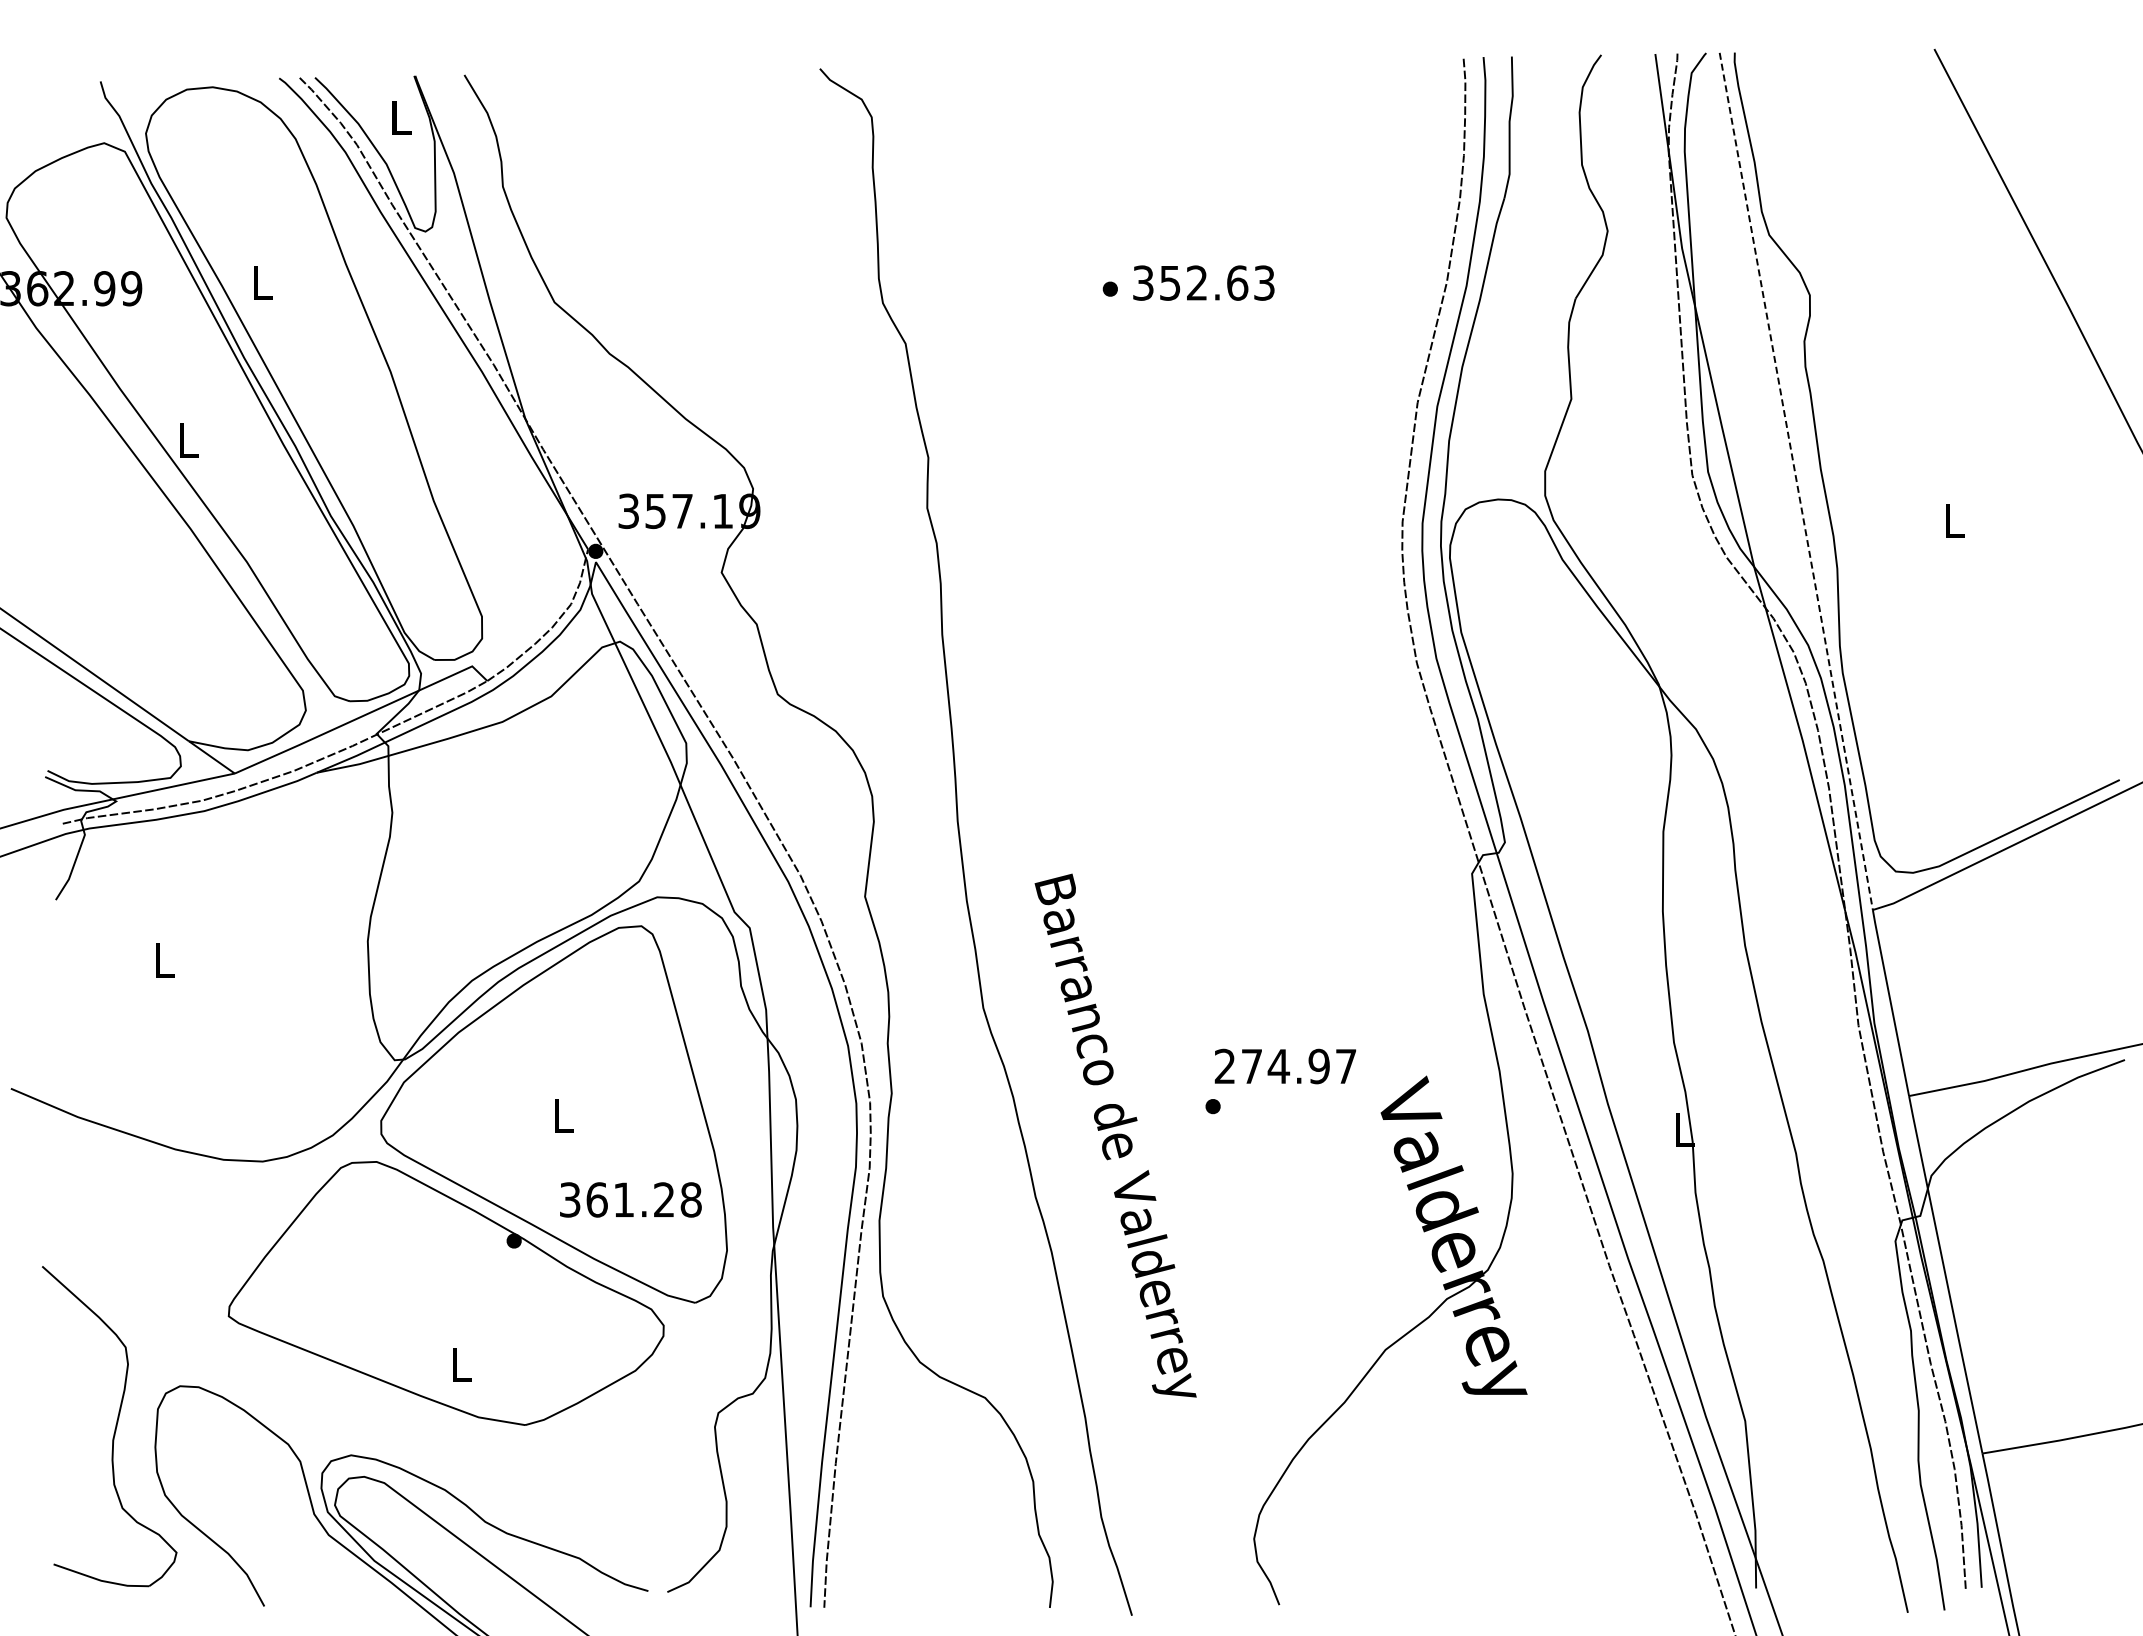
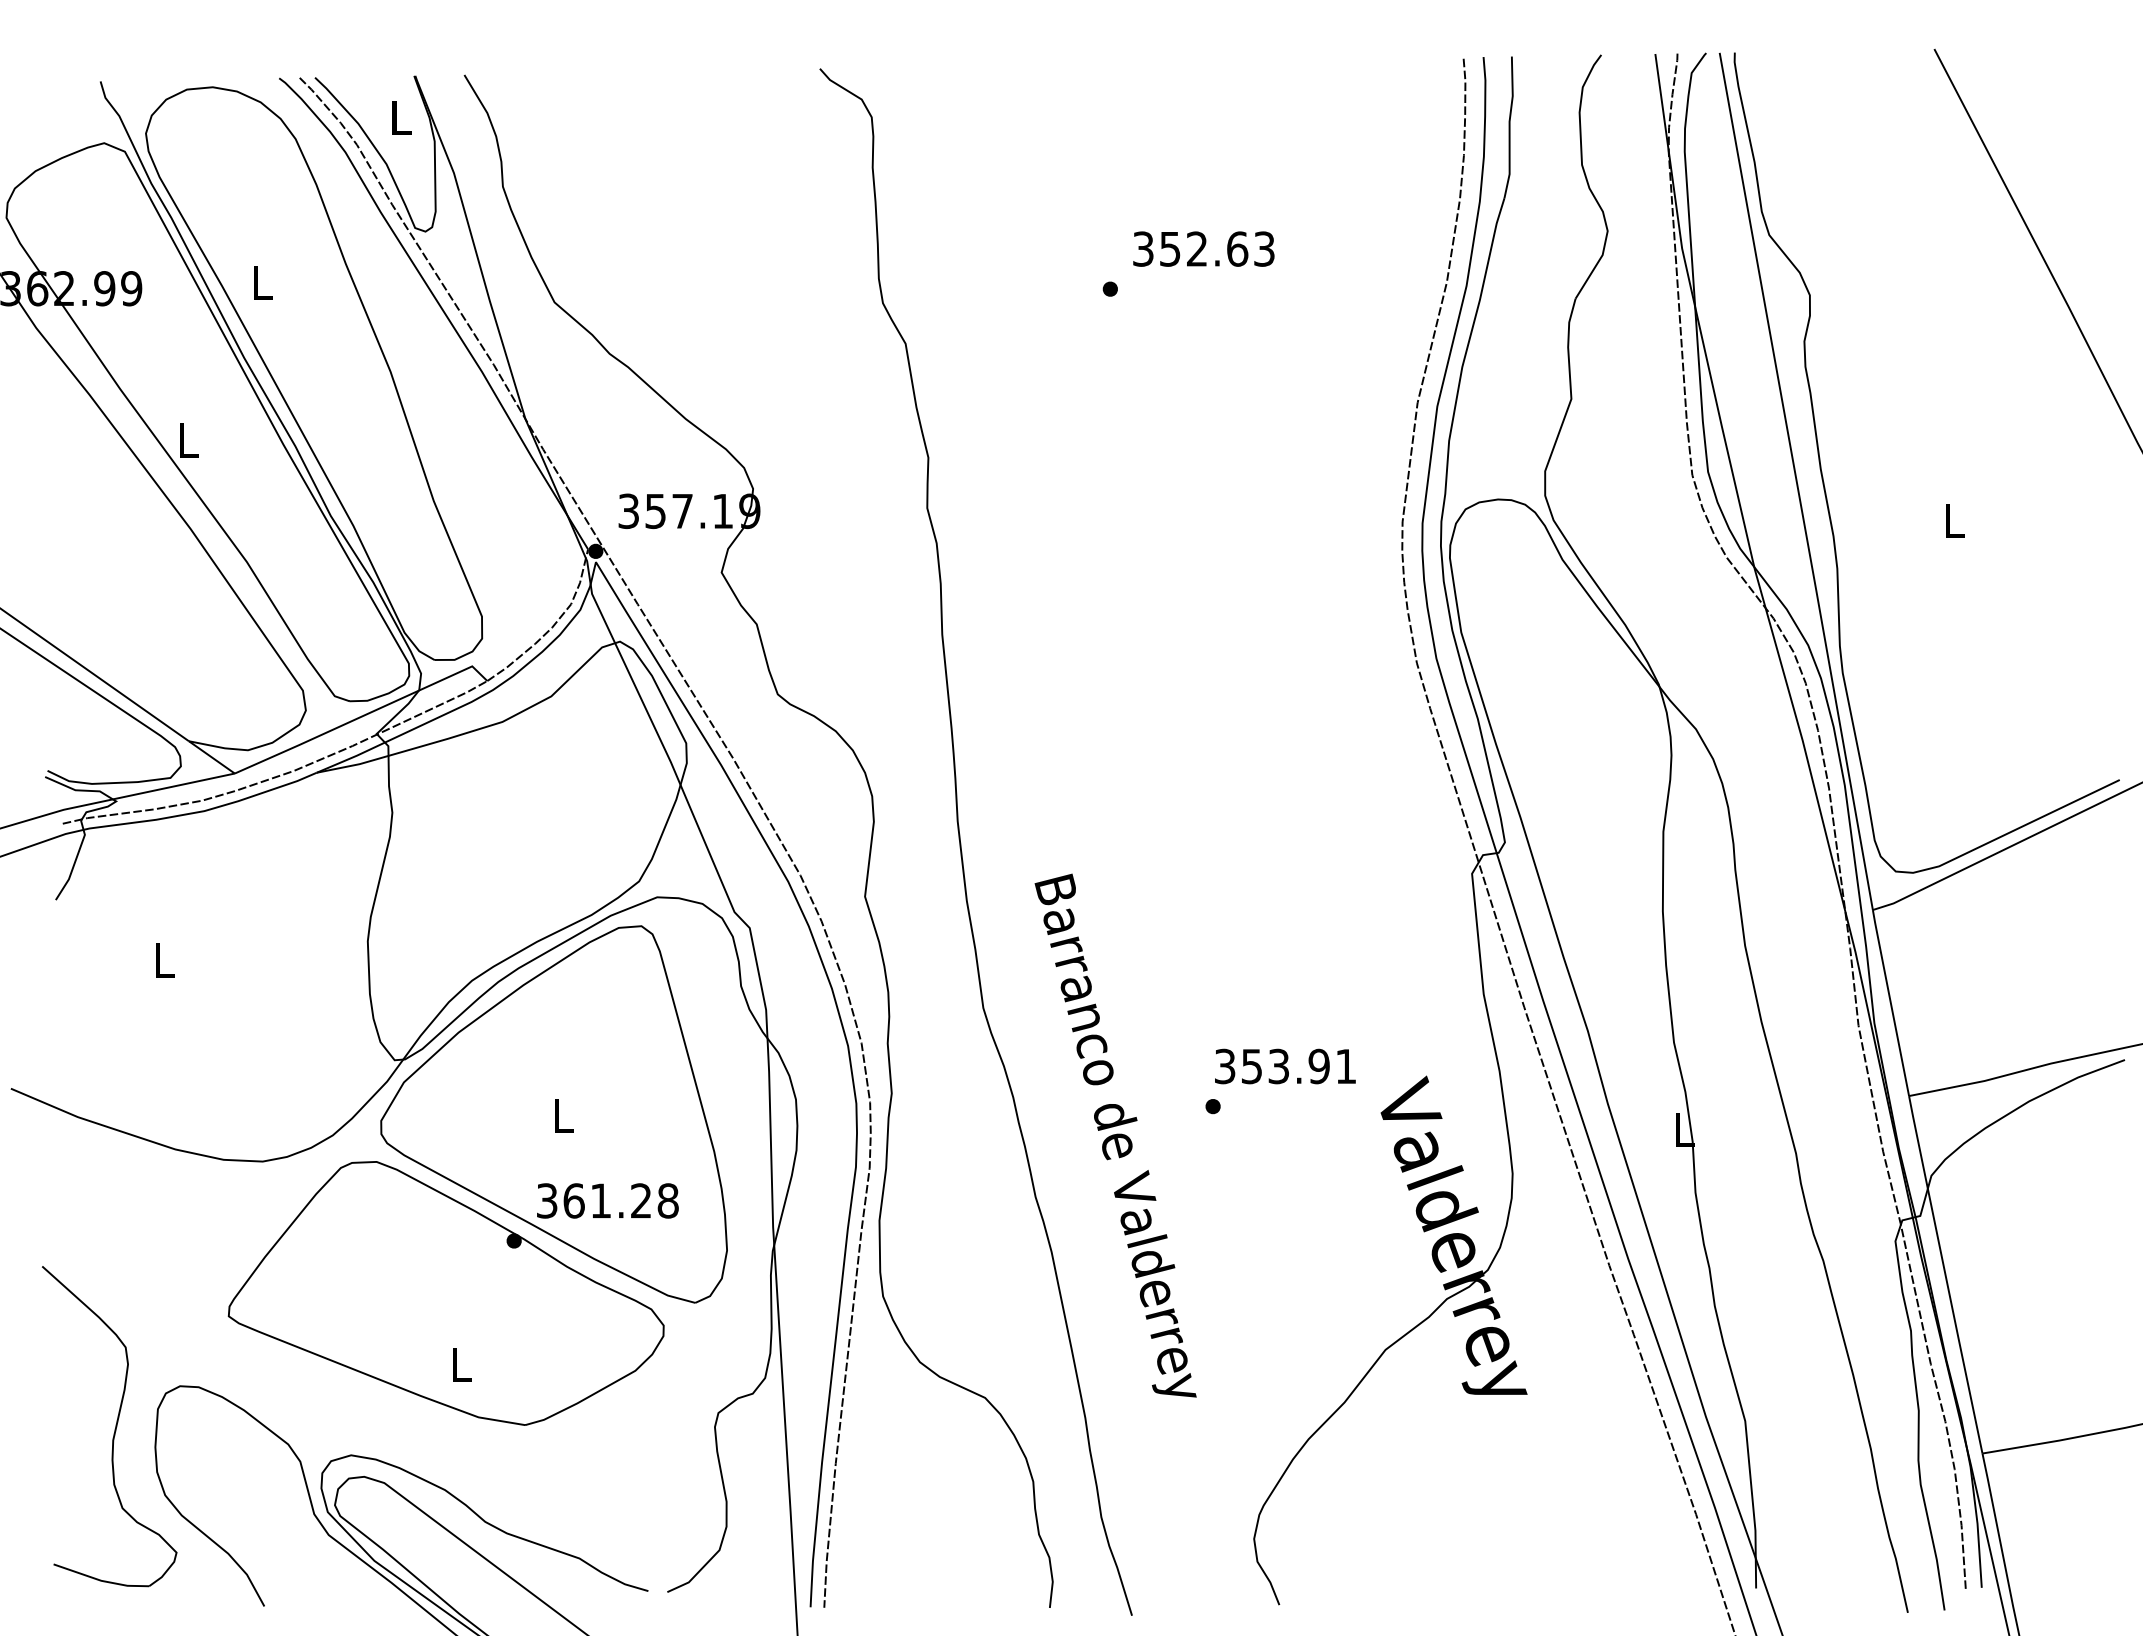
text position: (1203, 282) -> (1203, 248) (1203, 248)
line: dashed -> solid (1796, 482)
text: 274.97 -> 353.91 (1285, 1066)
text position: (630, 1199) -> (607, 1200) (607, 1200)
